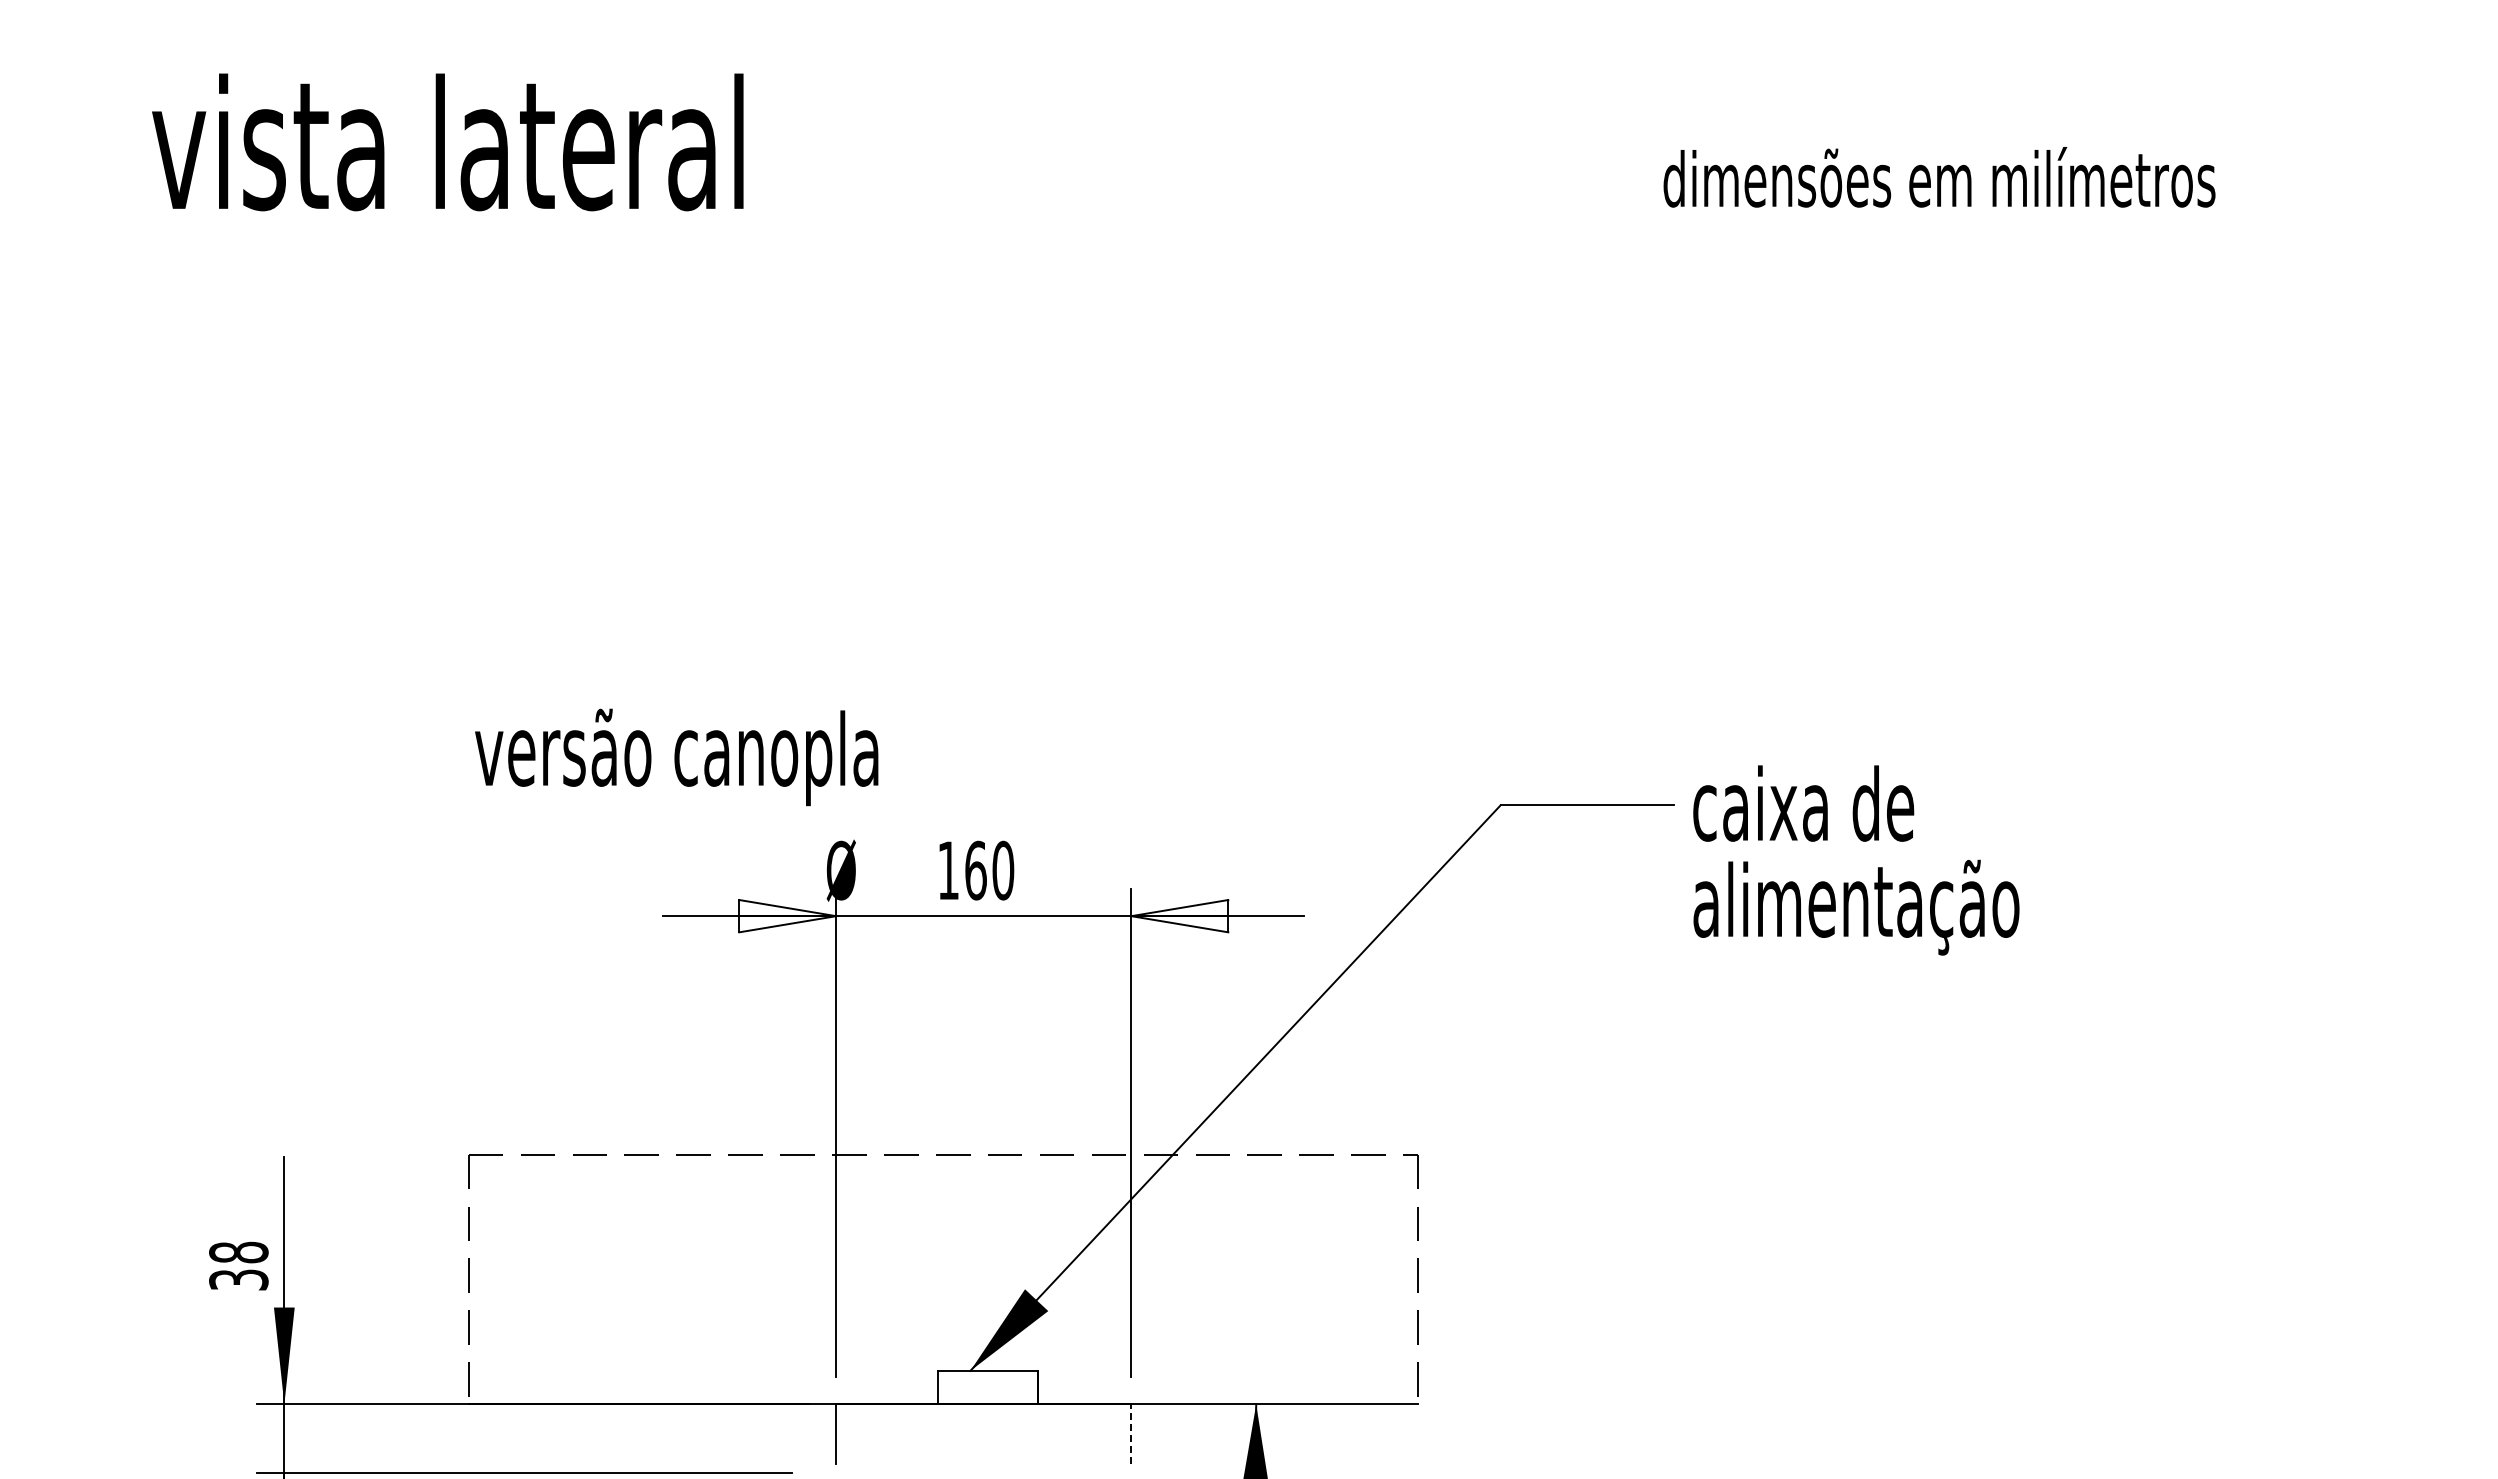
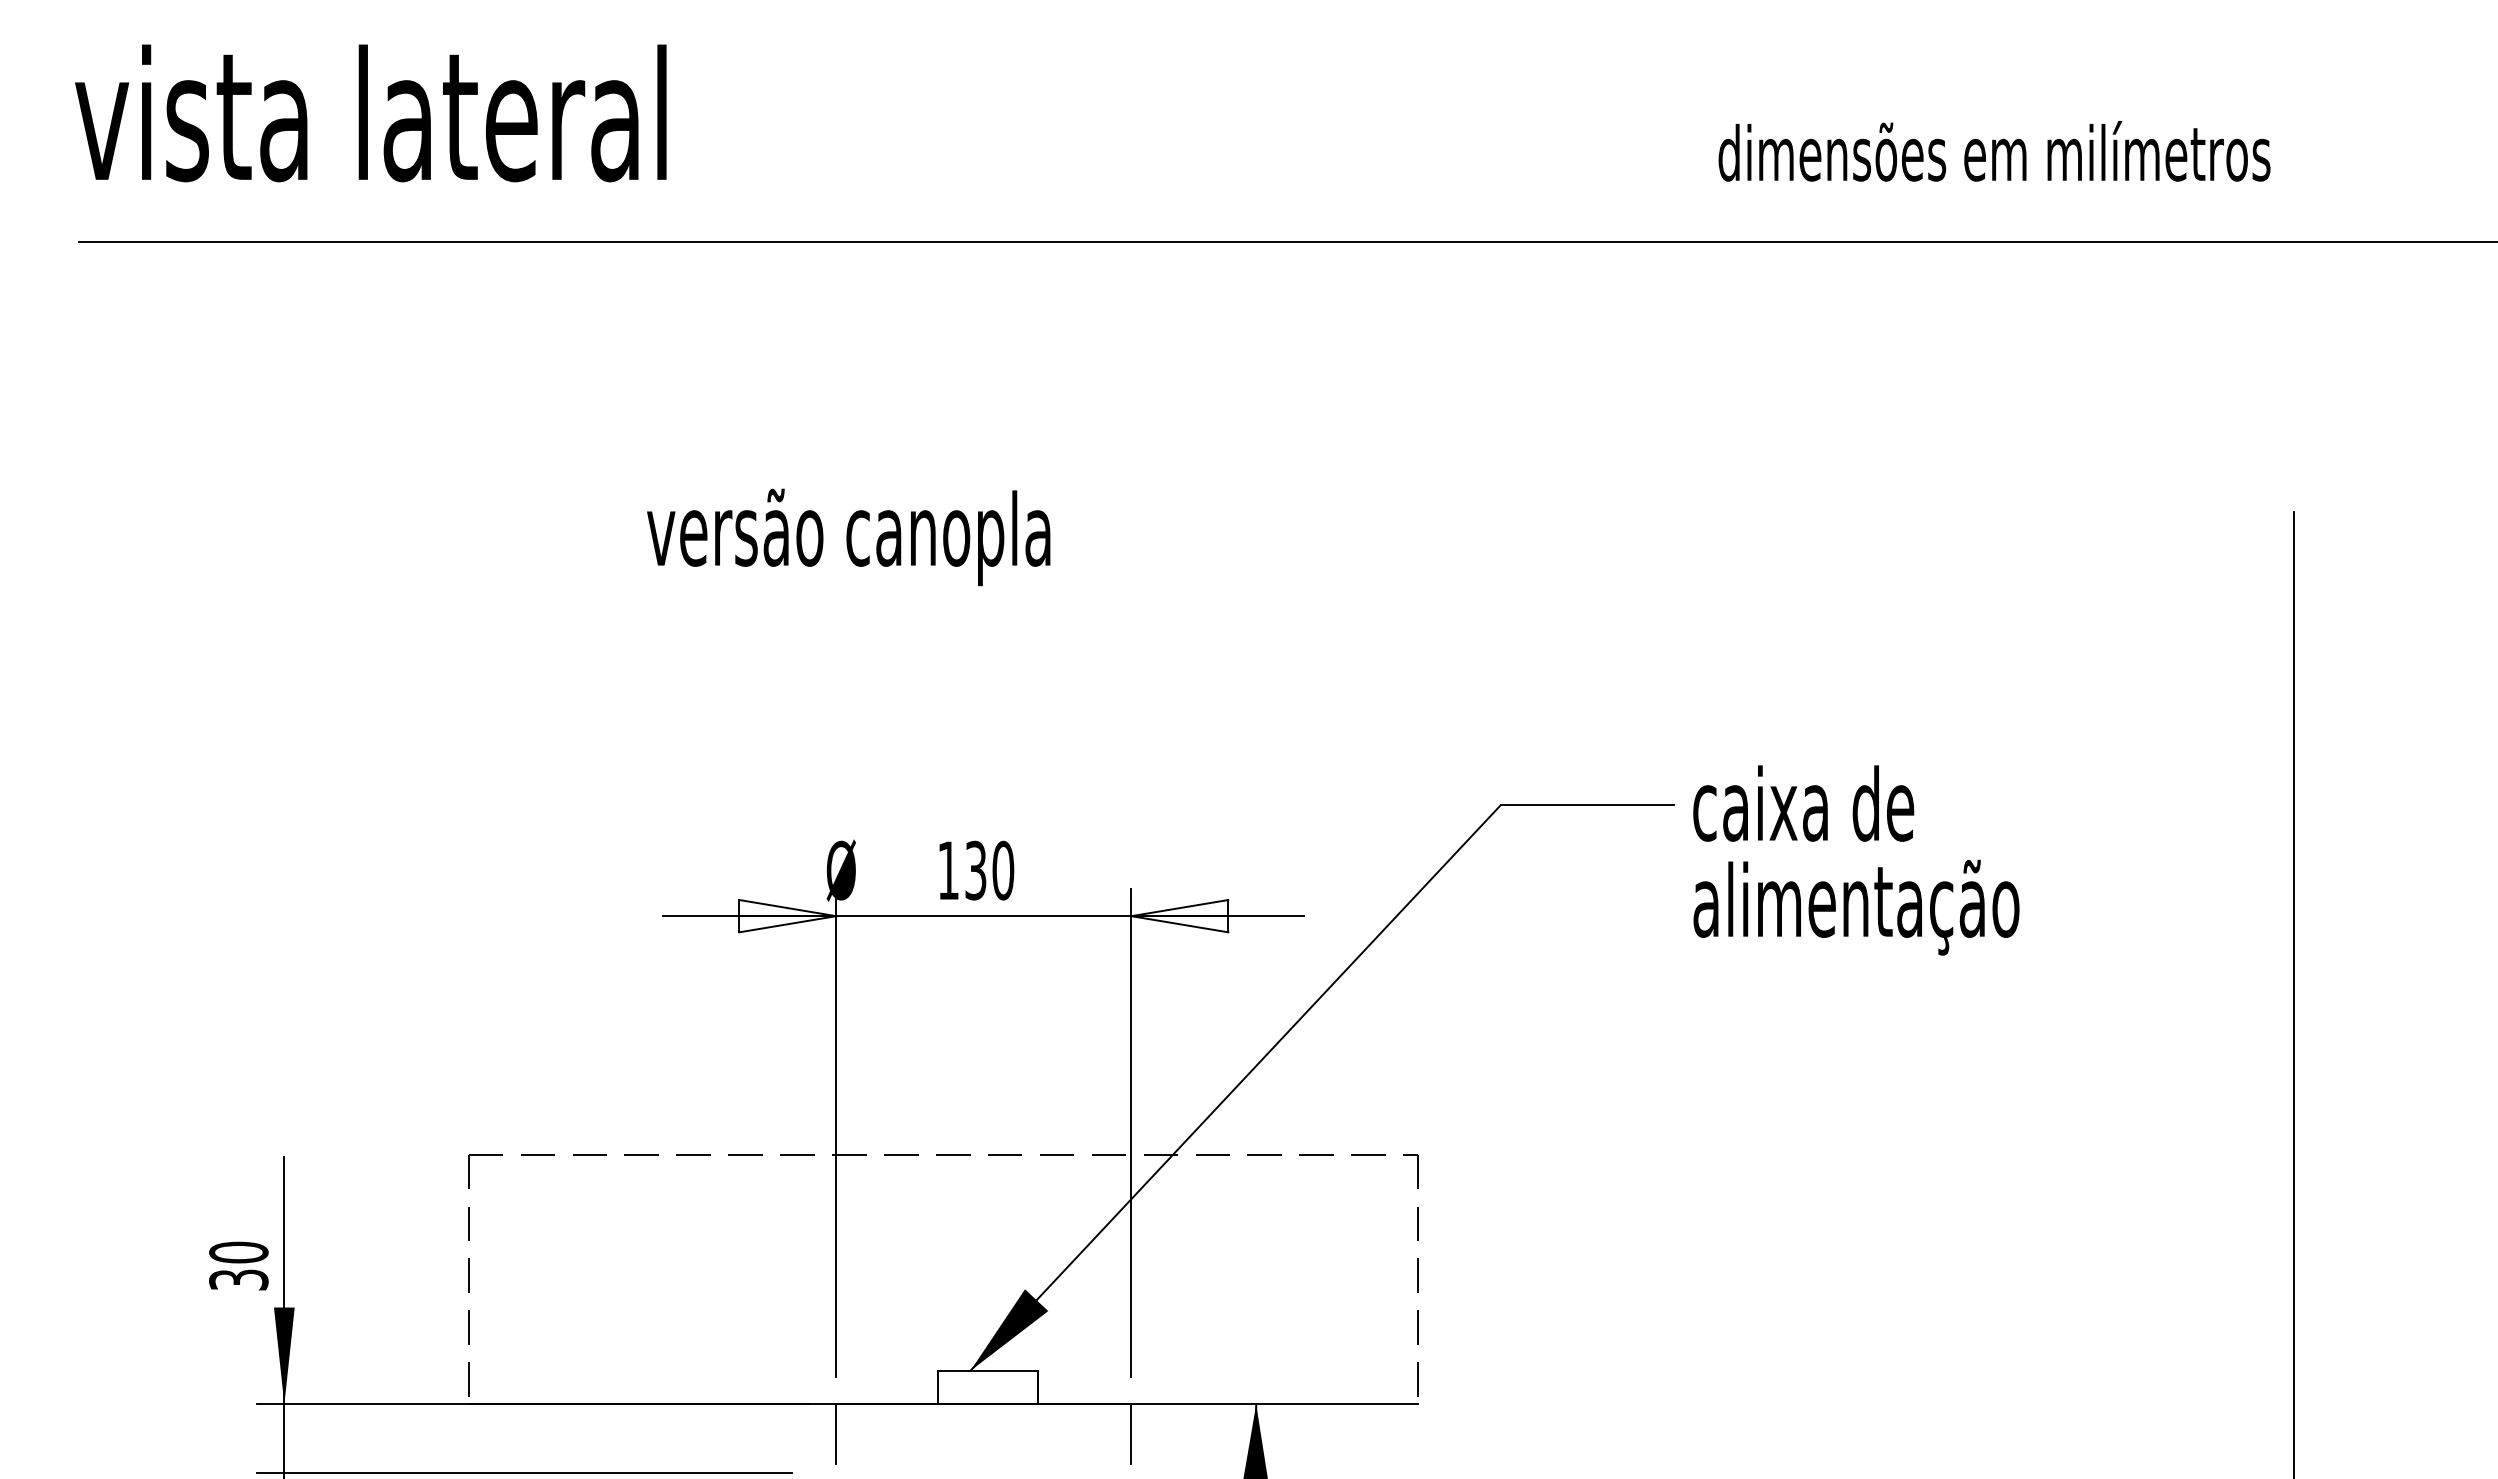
text position: (447, 142) -> (370, 113) (370, 113)
text position: (1939, 177) -> (1994, 151) (1994, 151)
line: none -> present (1286, 241)
text position: (676, 757) -> (848, 537) (848, 537)
text: 160 -> 130 (975, 870)
line: none -> present (2294, 993)
text: 38 -> 30 (238, 1252)
line: dashed -> solid (1131, 1434)
